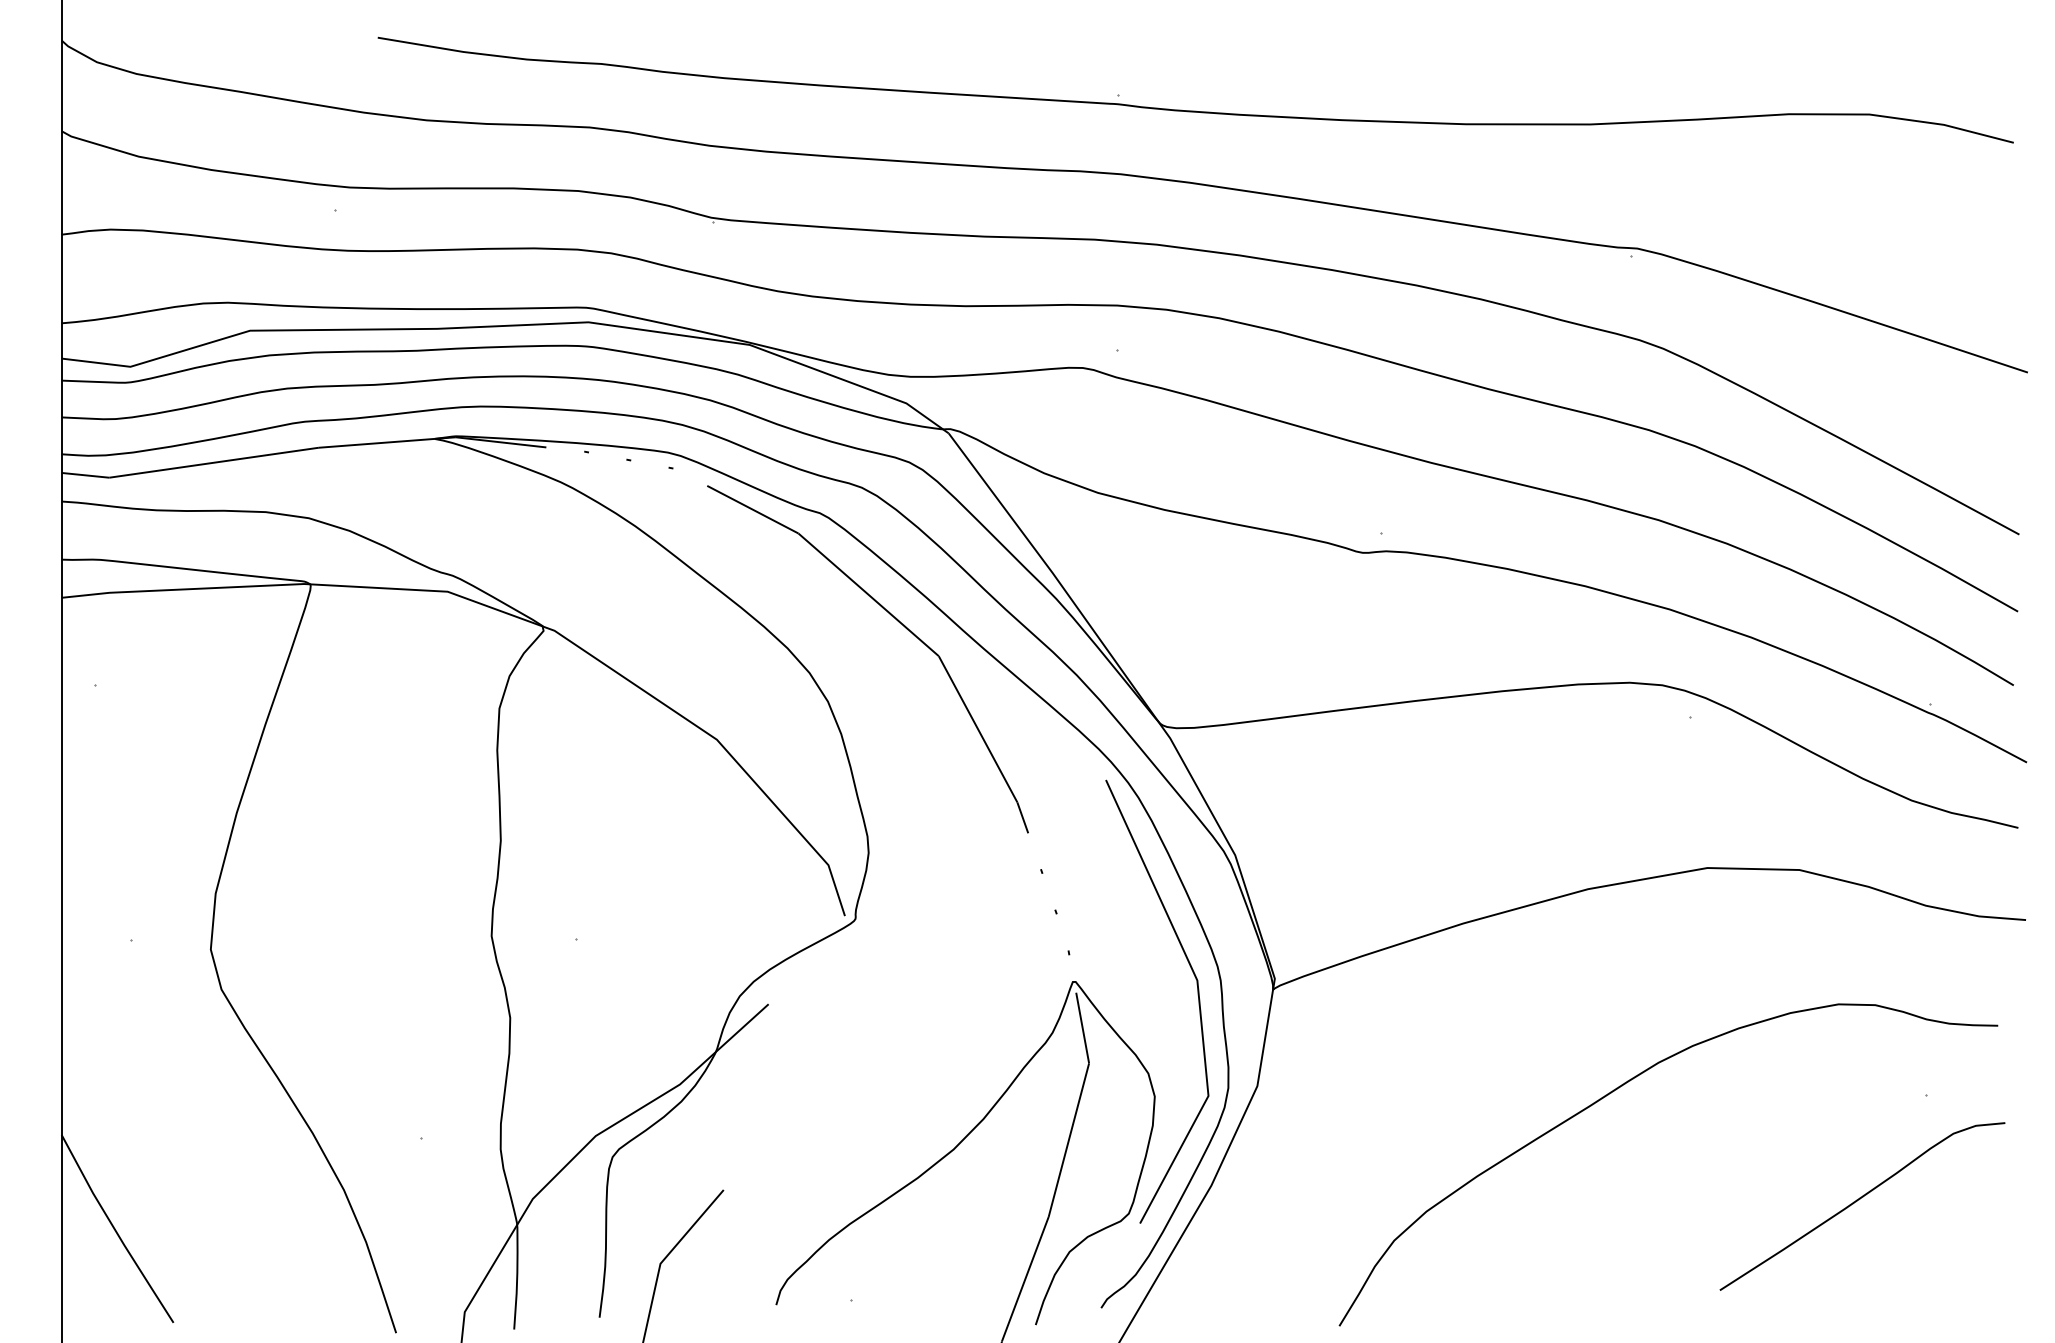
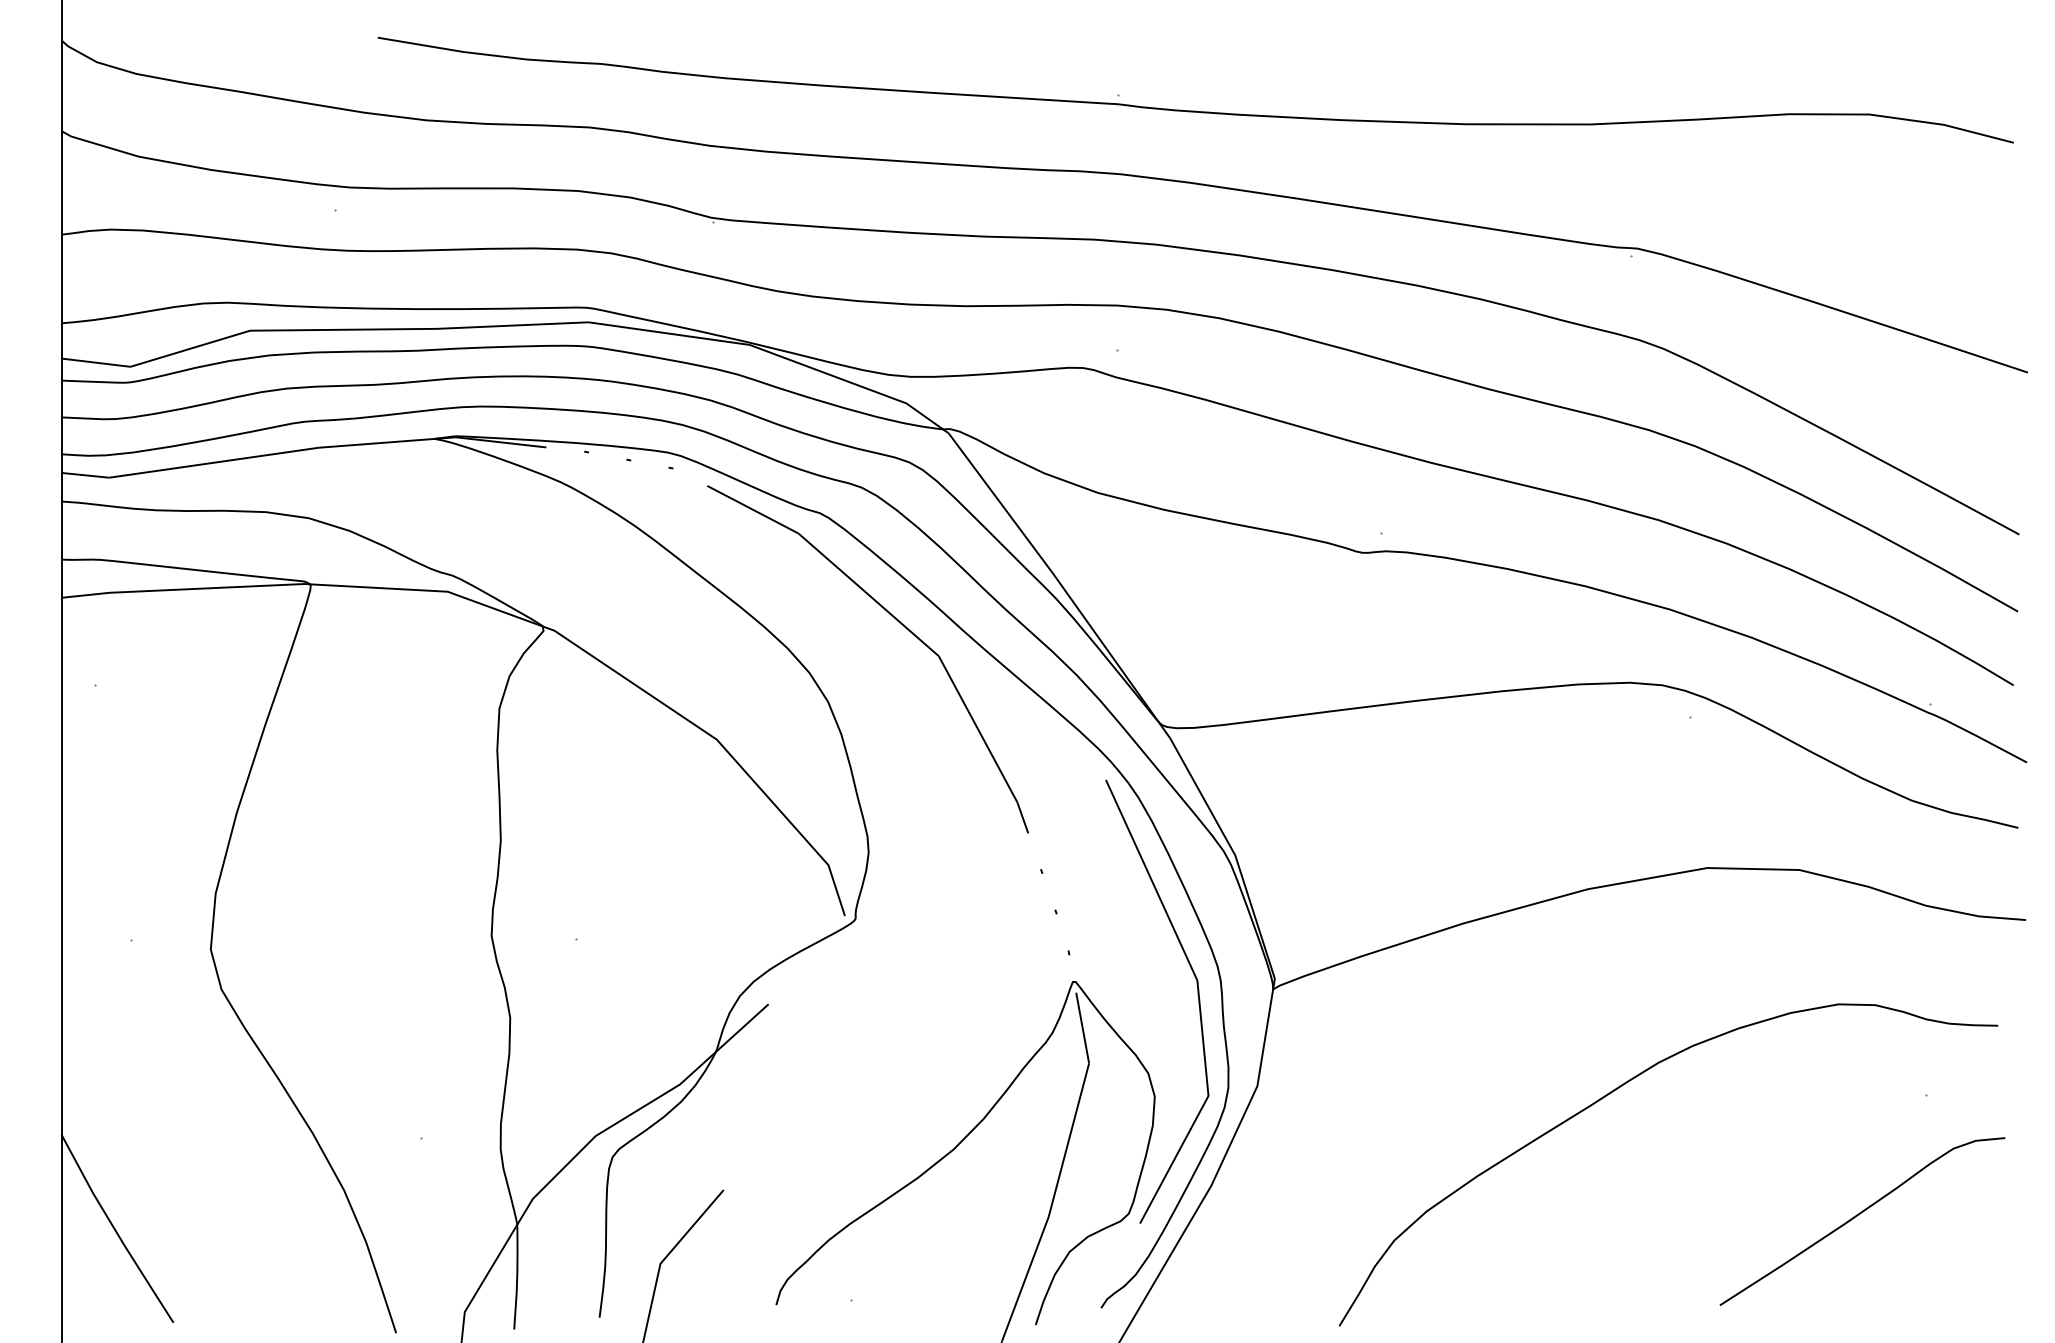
curve position: (1857, 1201) -> (1857, 1216) (1857, 1216)
